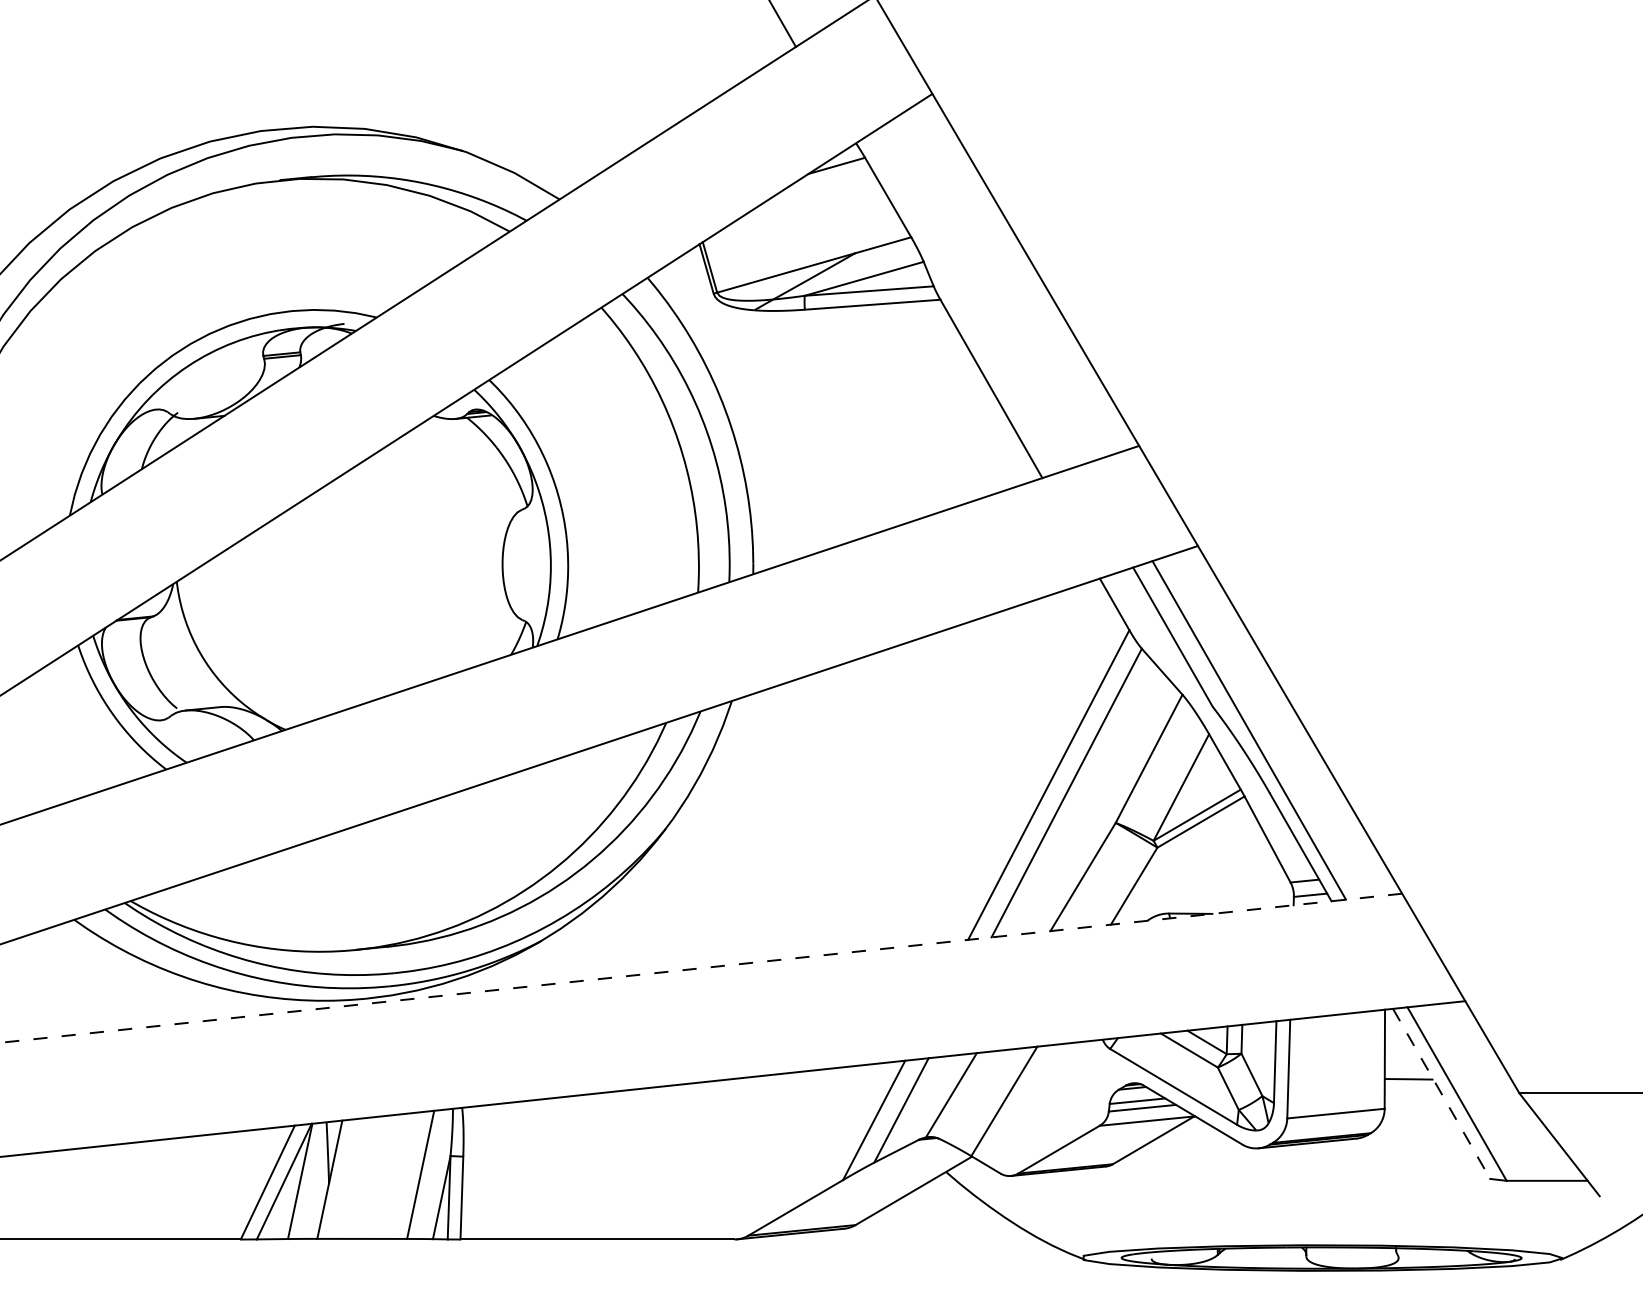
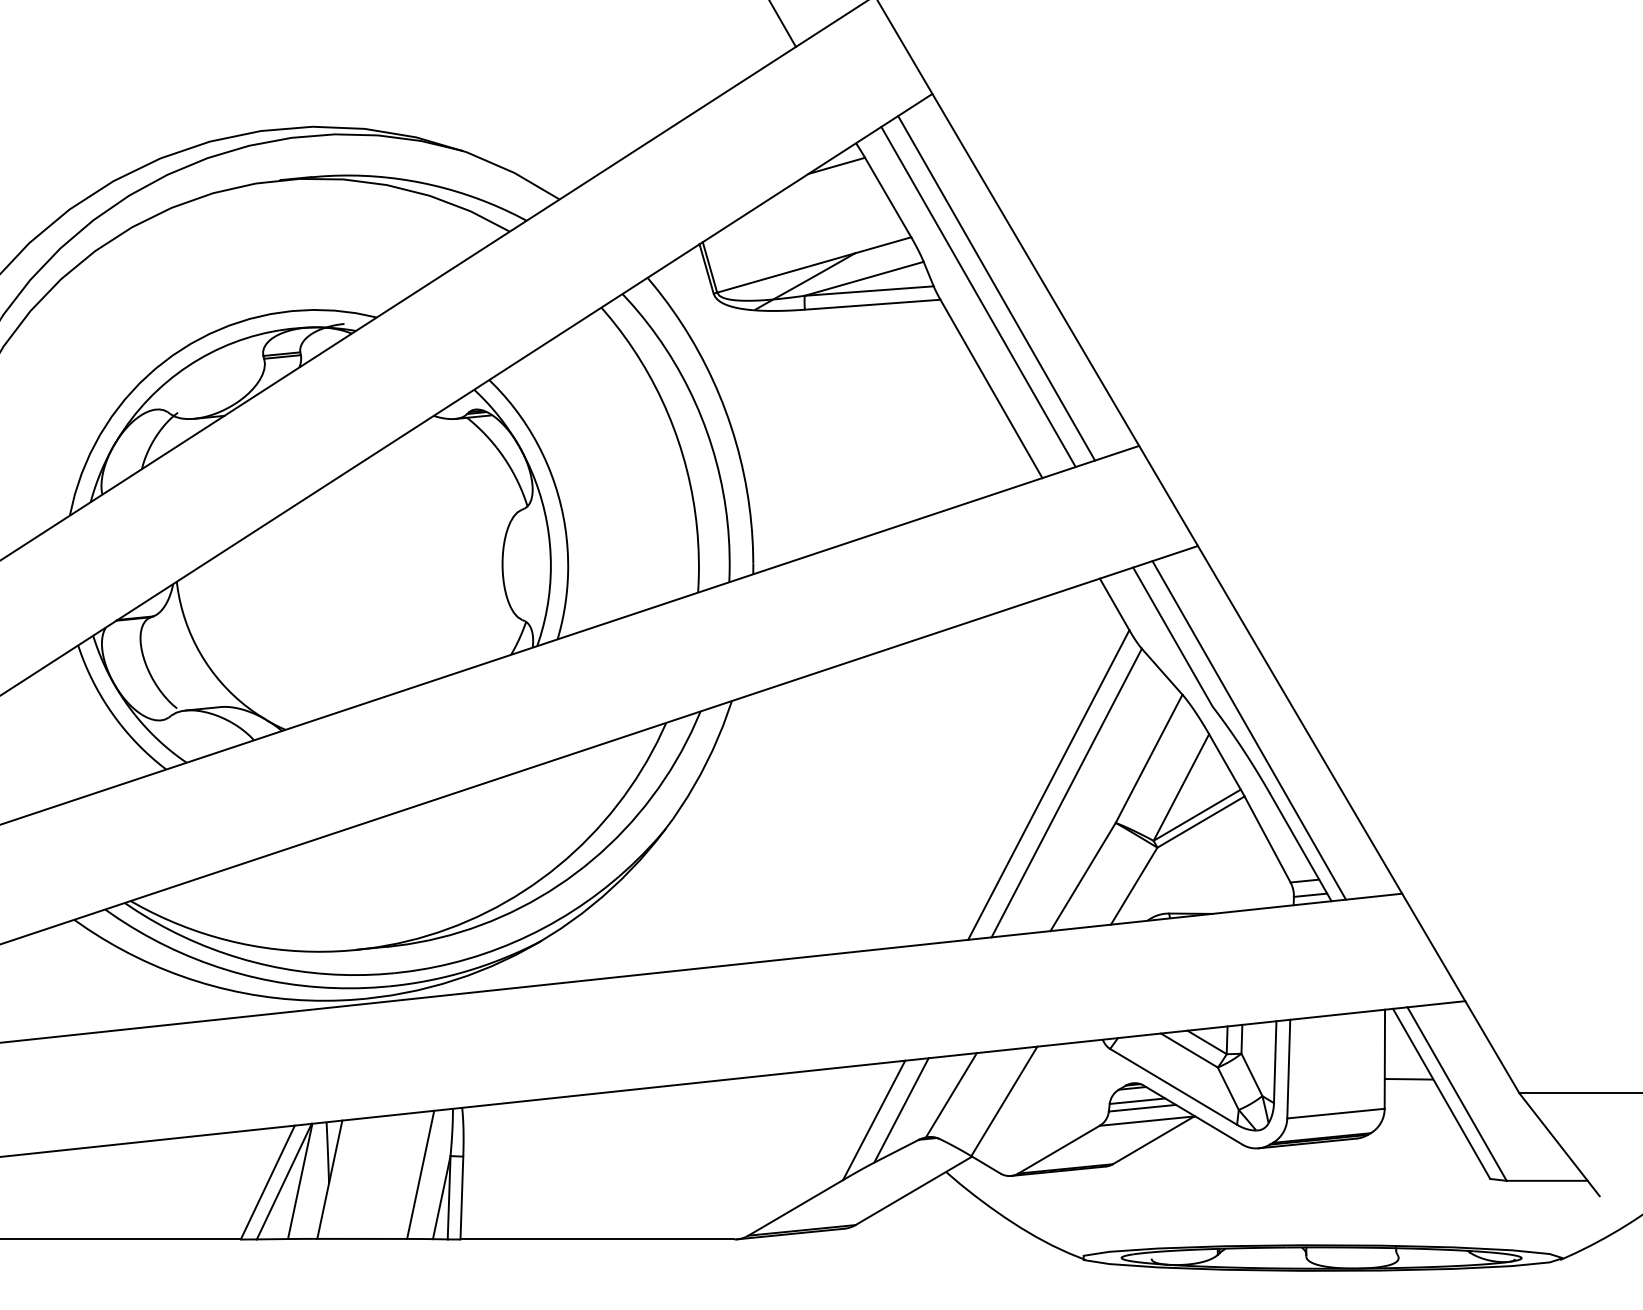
line: none -> present (996, 288)
line: none -> present (978, 296)
line: dashed -> solid (701, 968)
line: dashed -> solid (1441, 1093)
